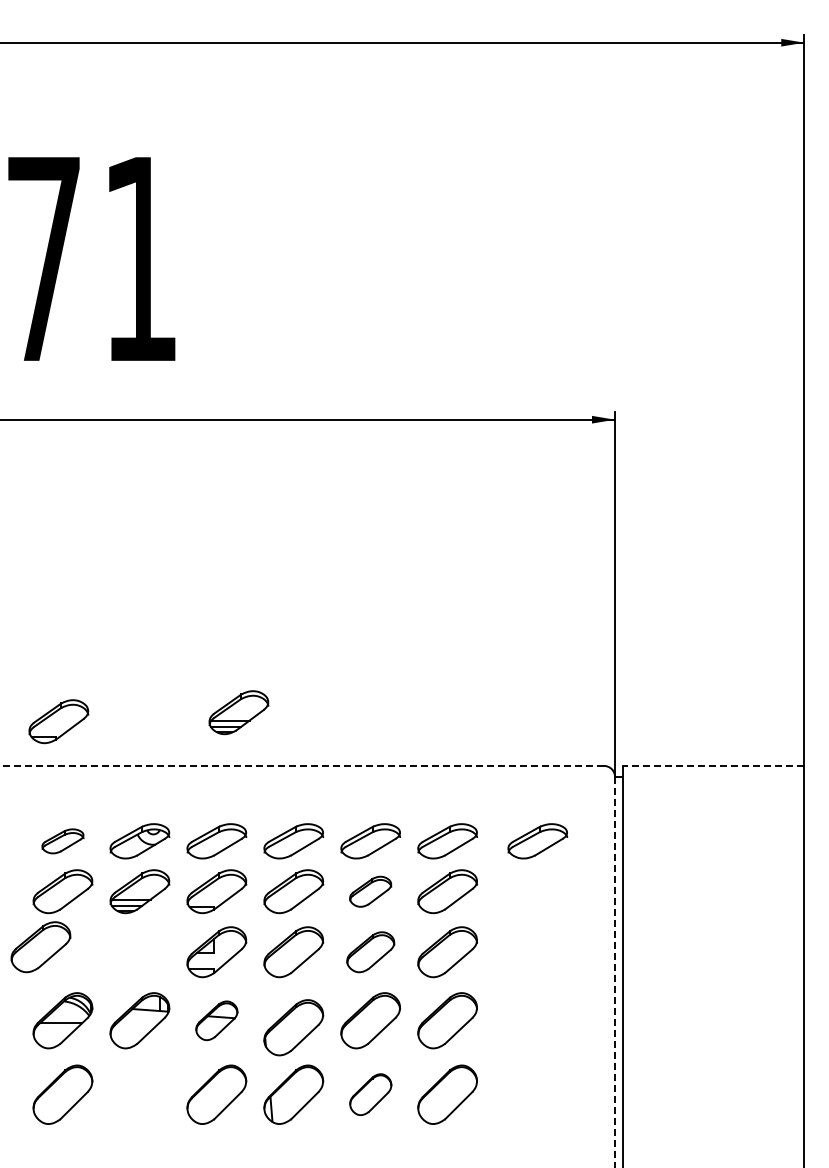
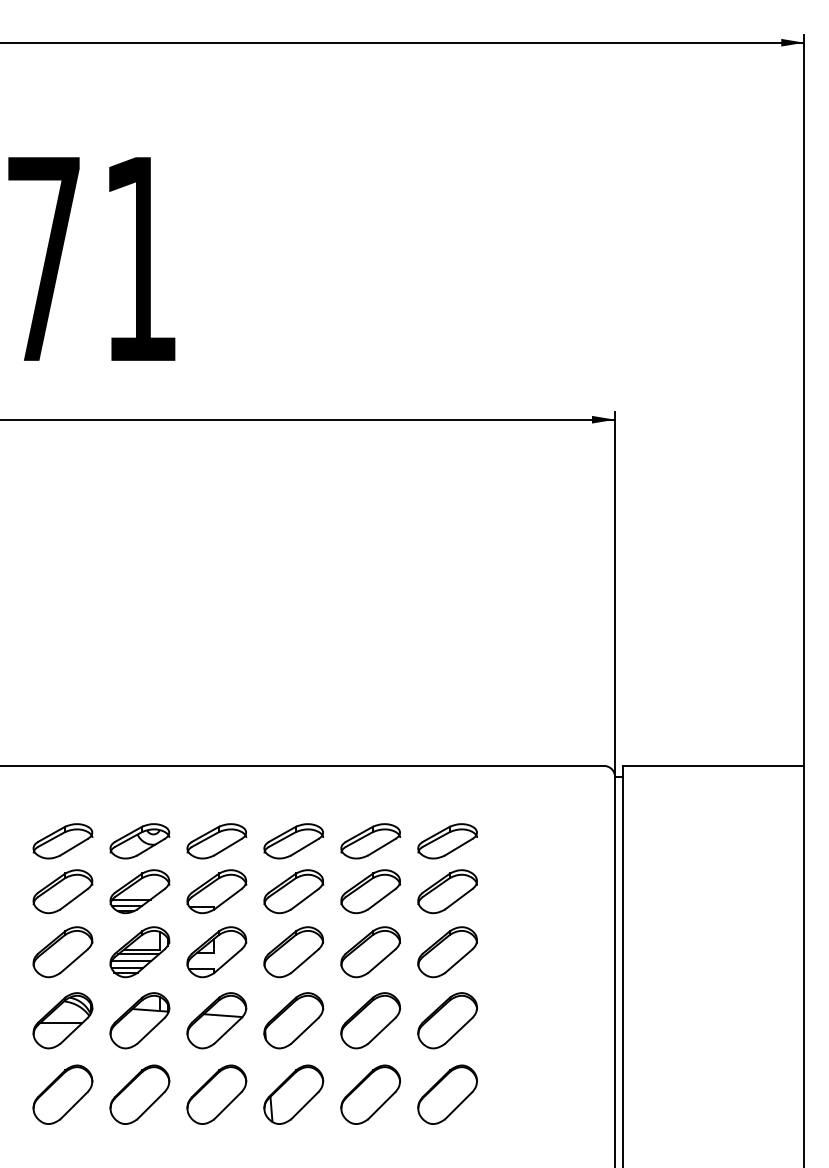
part: present -> none (238, 712)
part: present -> none (58, 721)
line: dashed -> solid (302, 765)
line: dashed -> solid (713, 765)
part size: 44x27 px -> 62x37 px (62, 841)
part: present -> none (537, 841)
part size: 44x33 px -> 61x46 px (370, 891)
part position: (40, 947) -> (62, 952) (62, 952)
part: none -> present (139, 952)
part size: 50x43 px -> 62x53 px (370, 952)
line: dashed -> solid (615, 972)
part size: 44x42 px -> 62x58 px (216, 1020)
part position: (293, 1027) -> (293, 1020) (293, 1020)
part: none -> present (139, 1094)
part size: 44x44 px -> 62x61 px (370, 1094)
